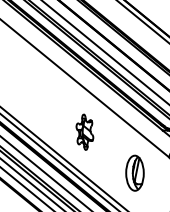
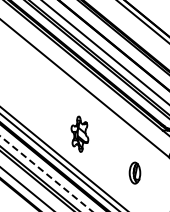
part position: (84, 131) -> (79, 133) (79, 133)
part size: 20x38 px -> 14x24 px (134, 172)
line: solid -> dashed (45, 173)
line: present -> none (31, 184)
